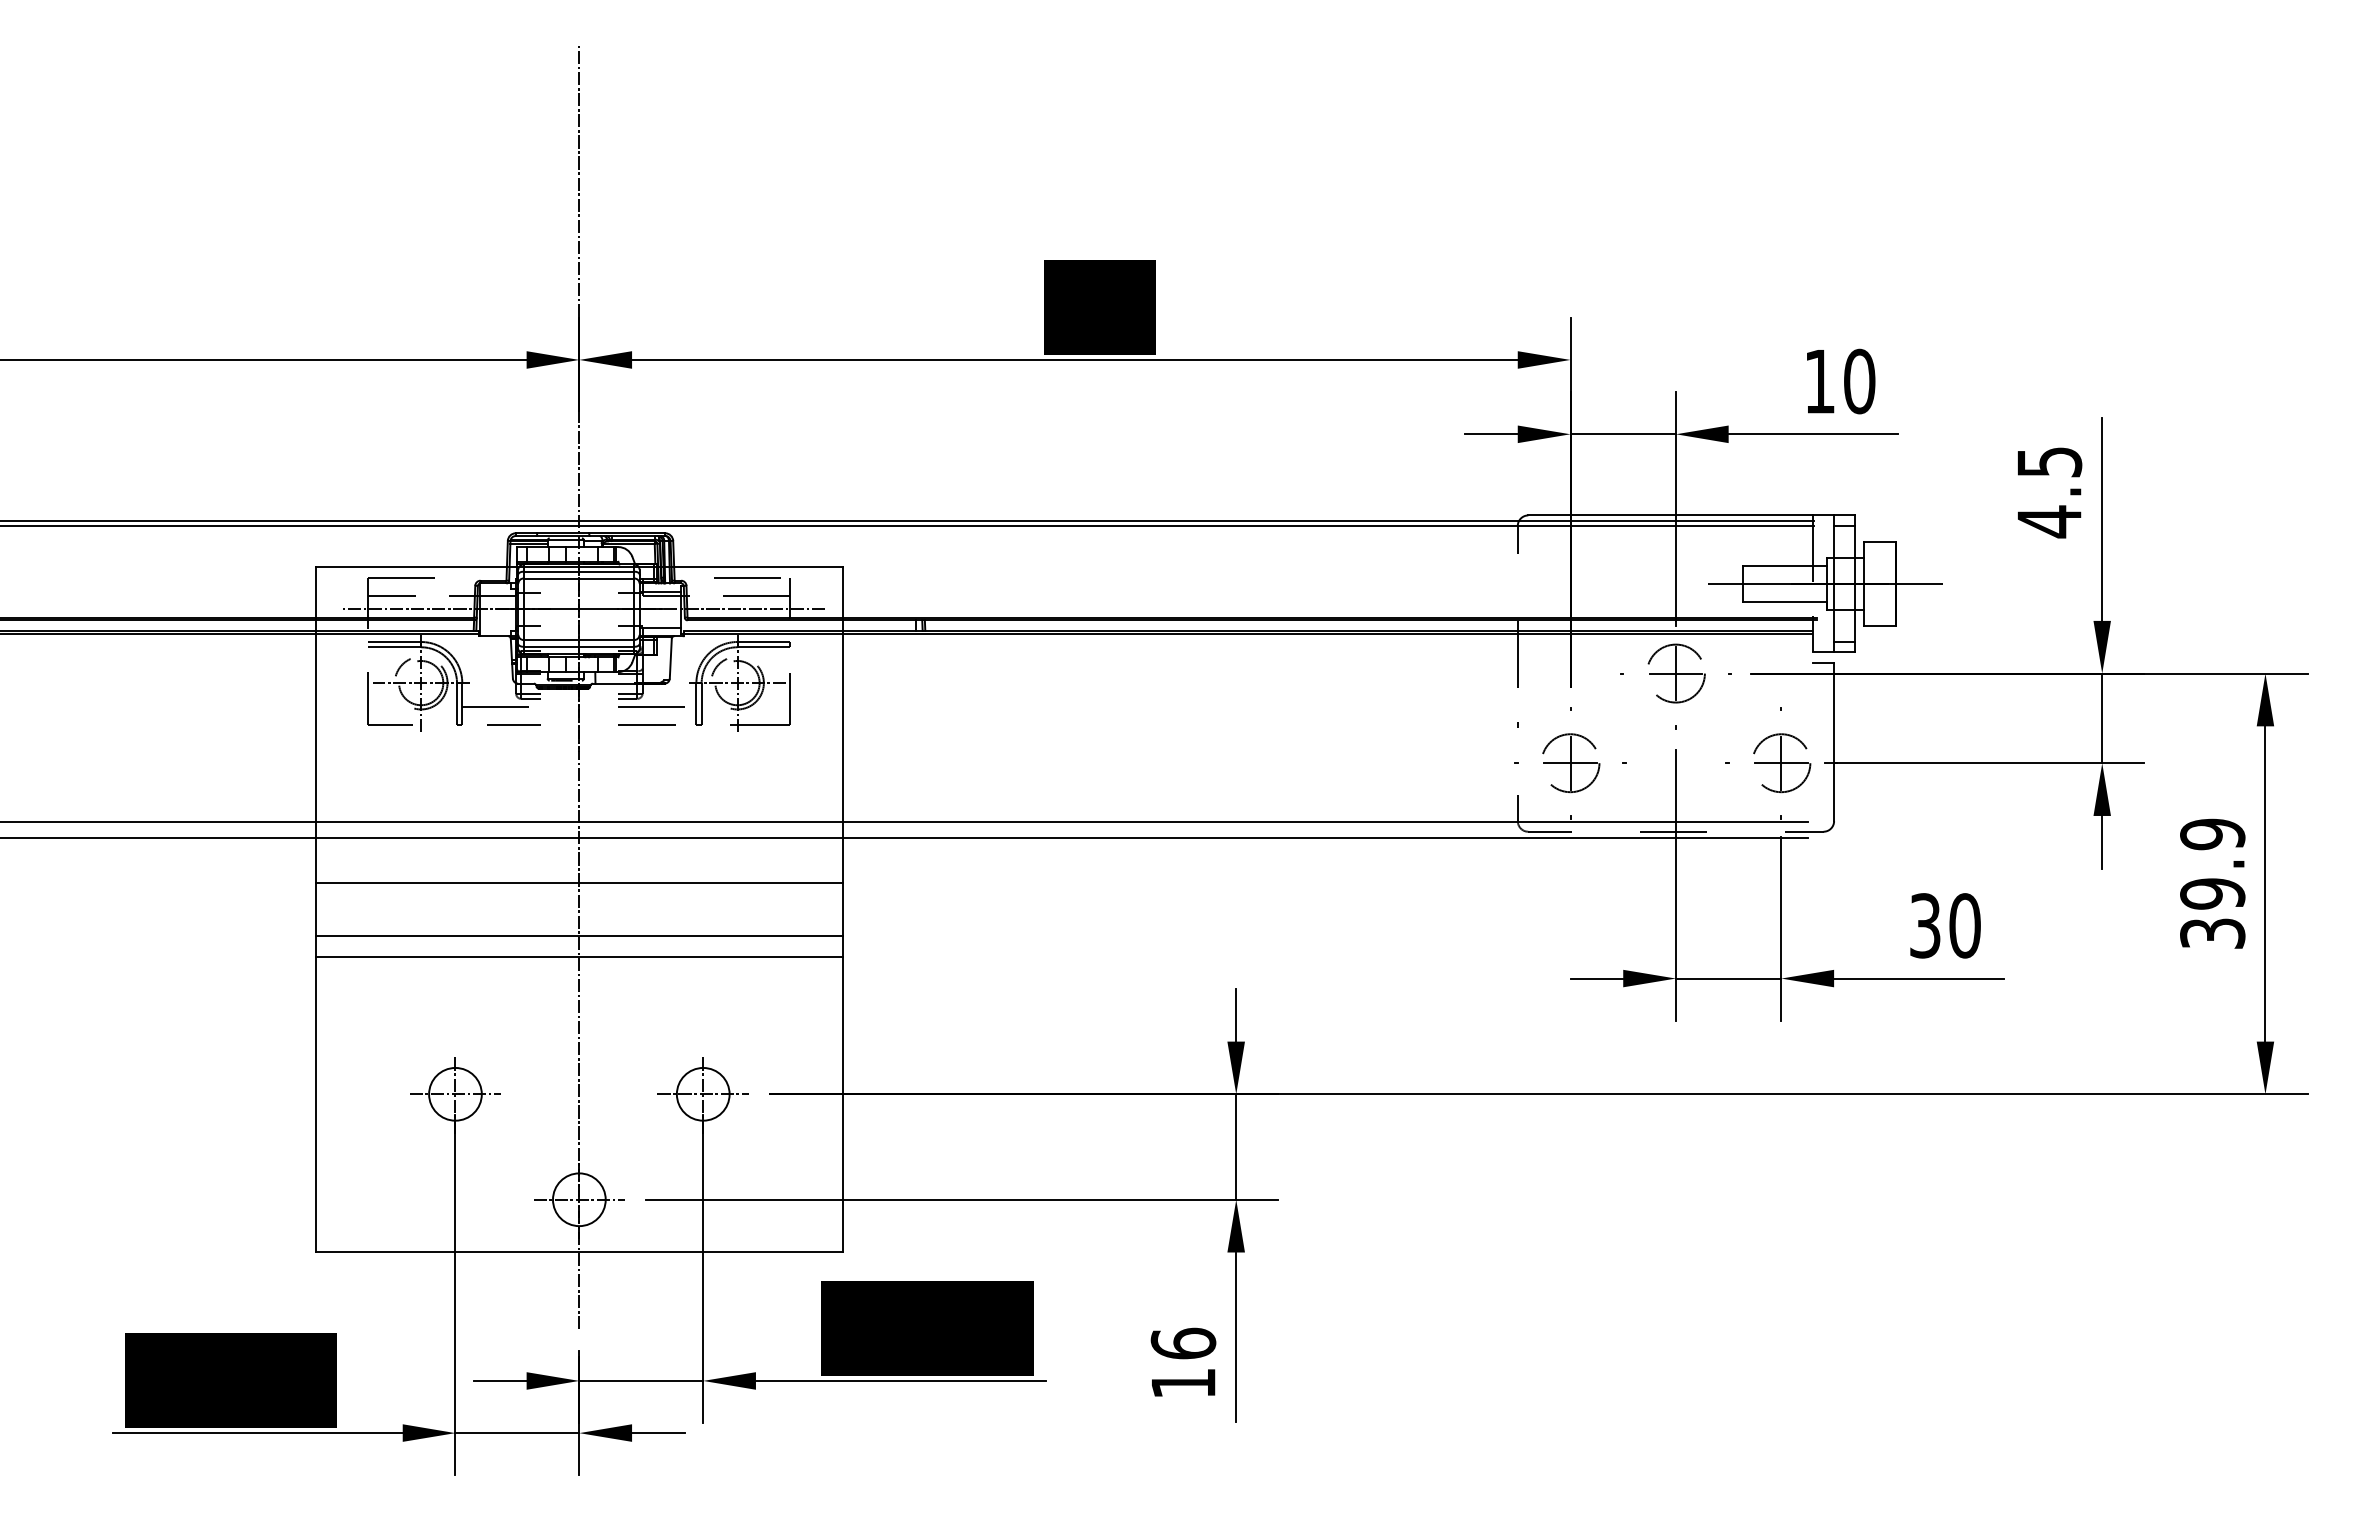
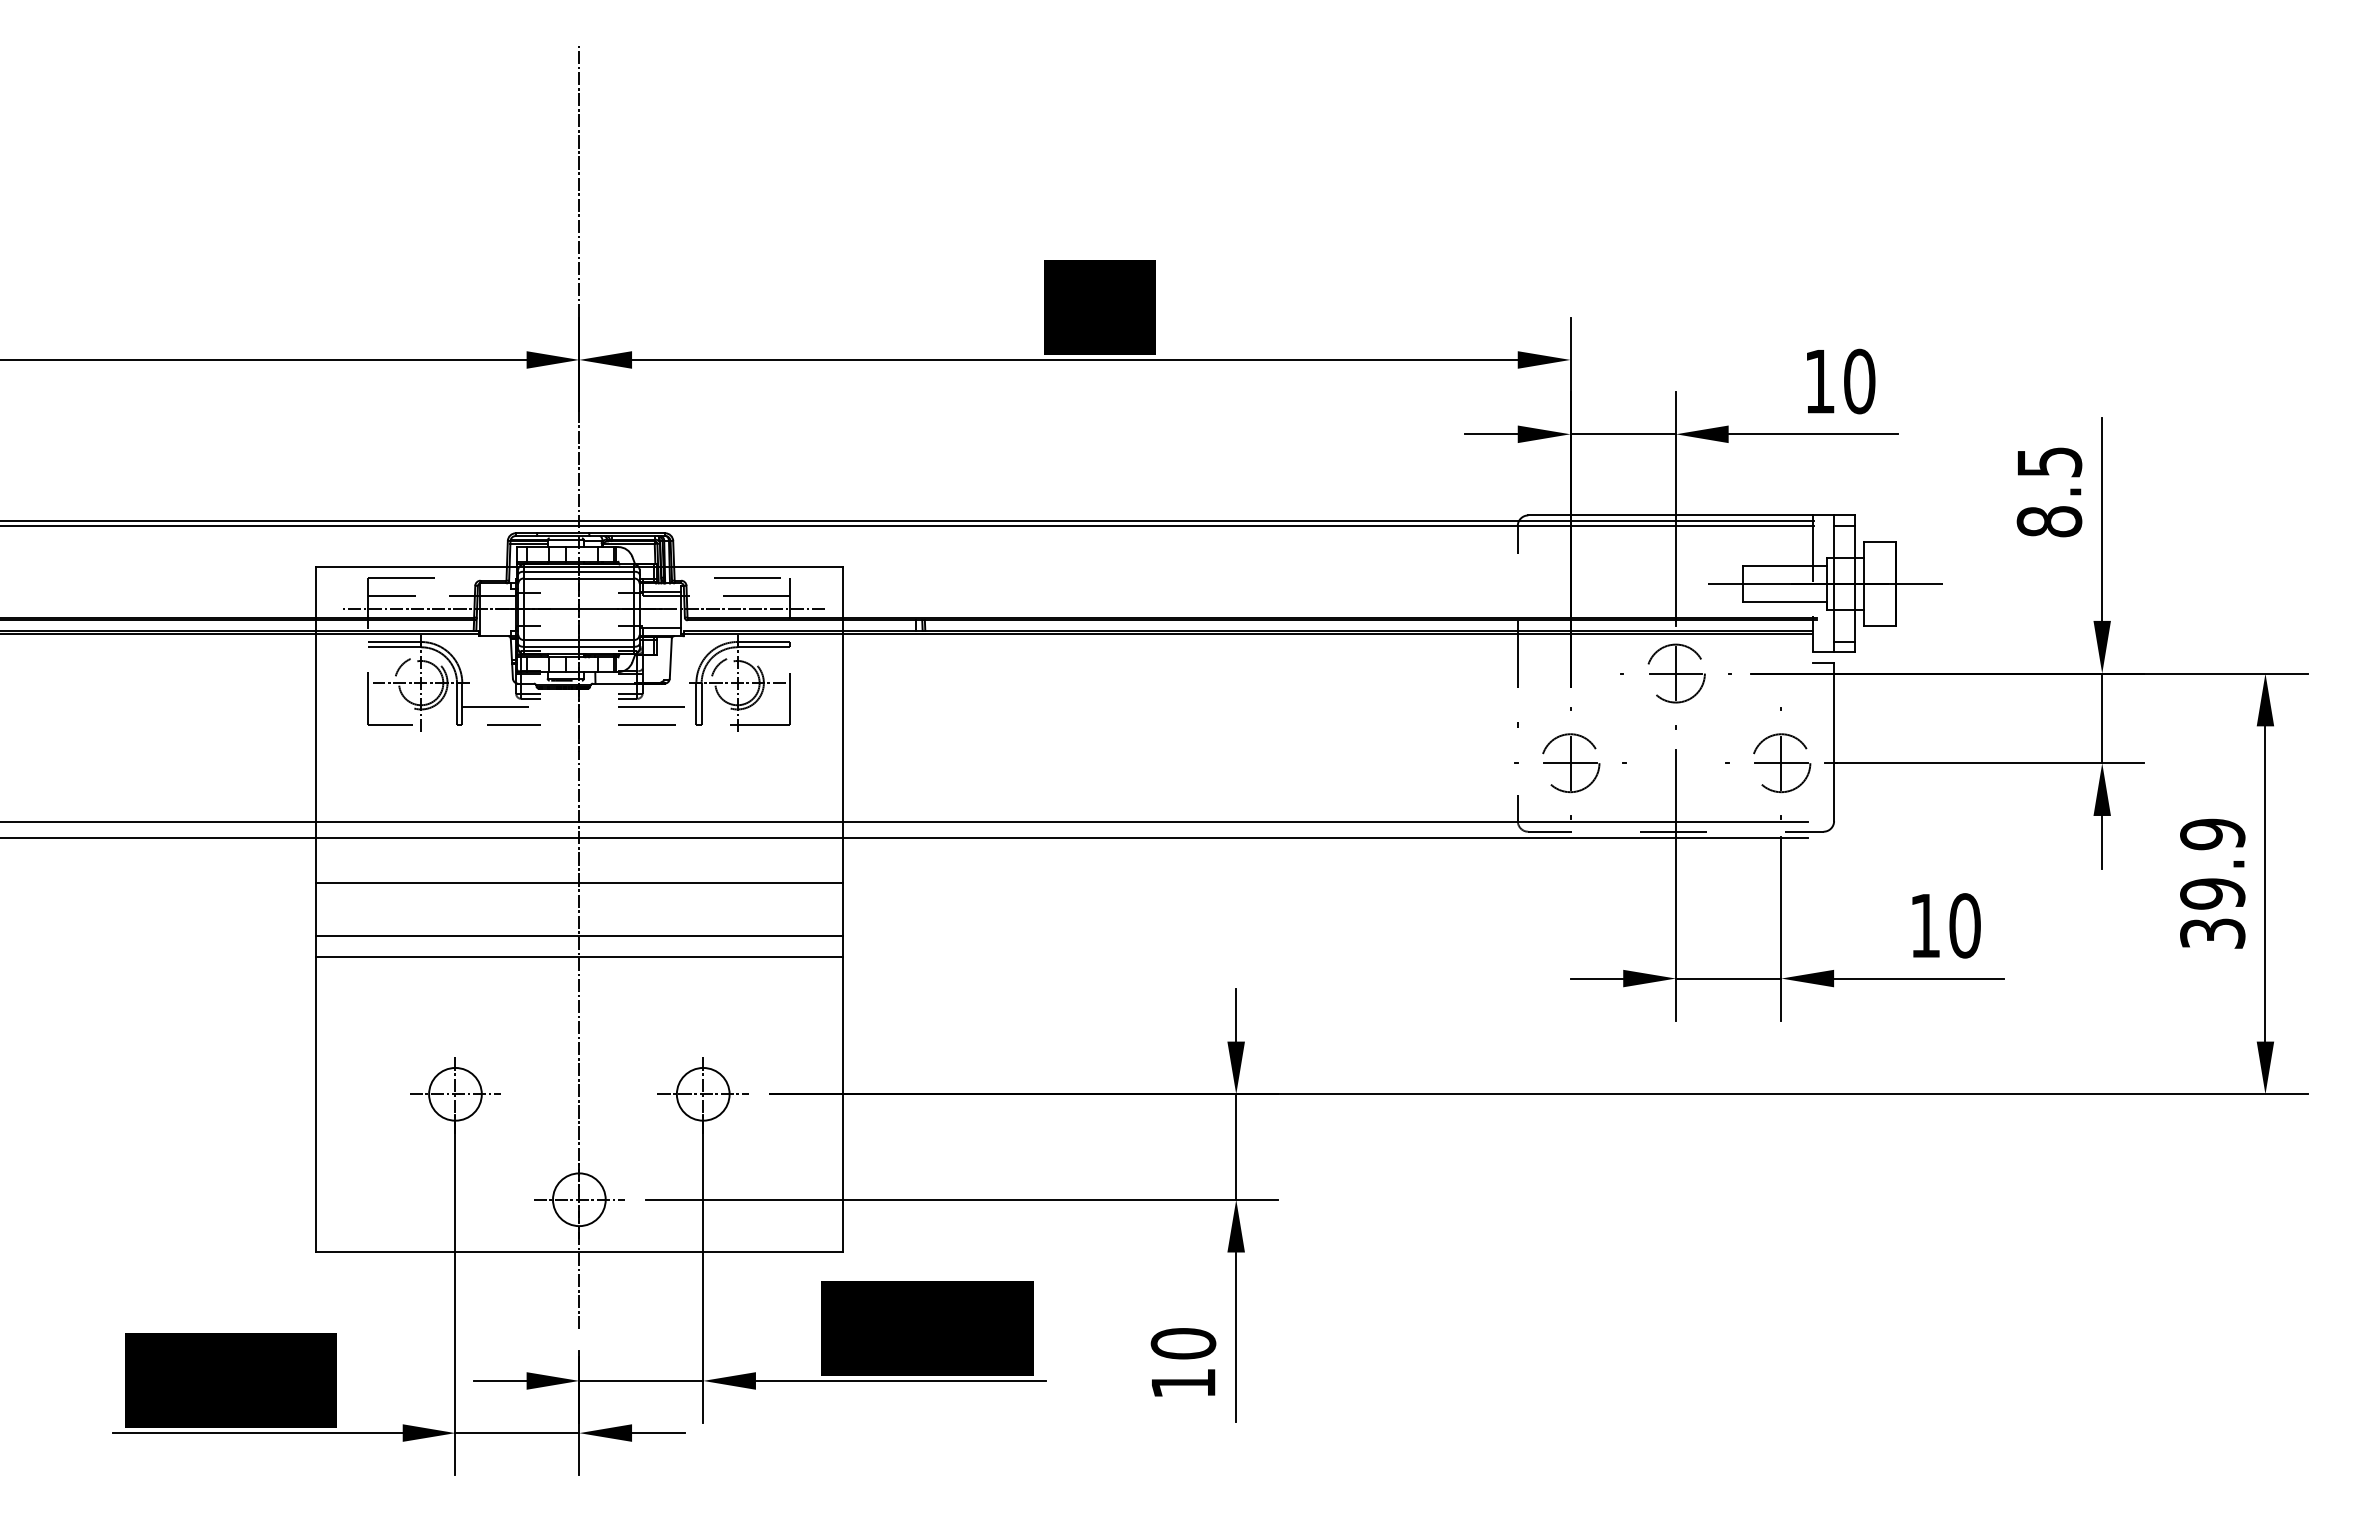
text: 4.5 -> 8.5 (2049, 521)
text: 30 -> 10 (1925, 925)
text: 16 -> 10 (1183, 1343)
